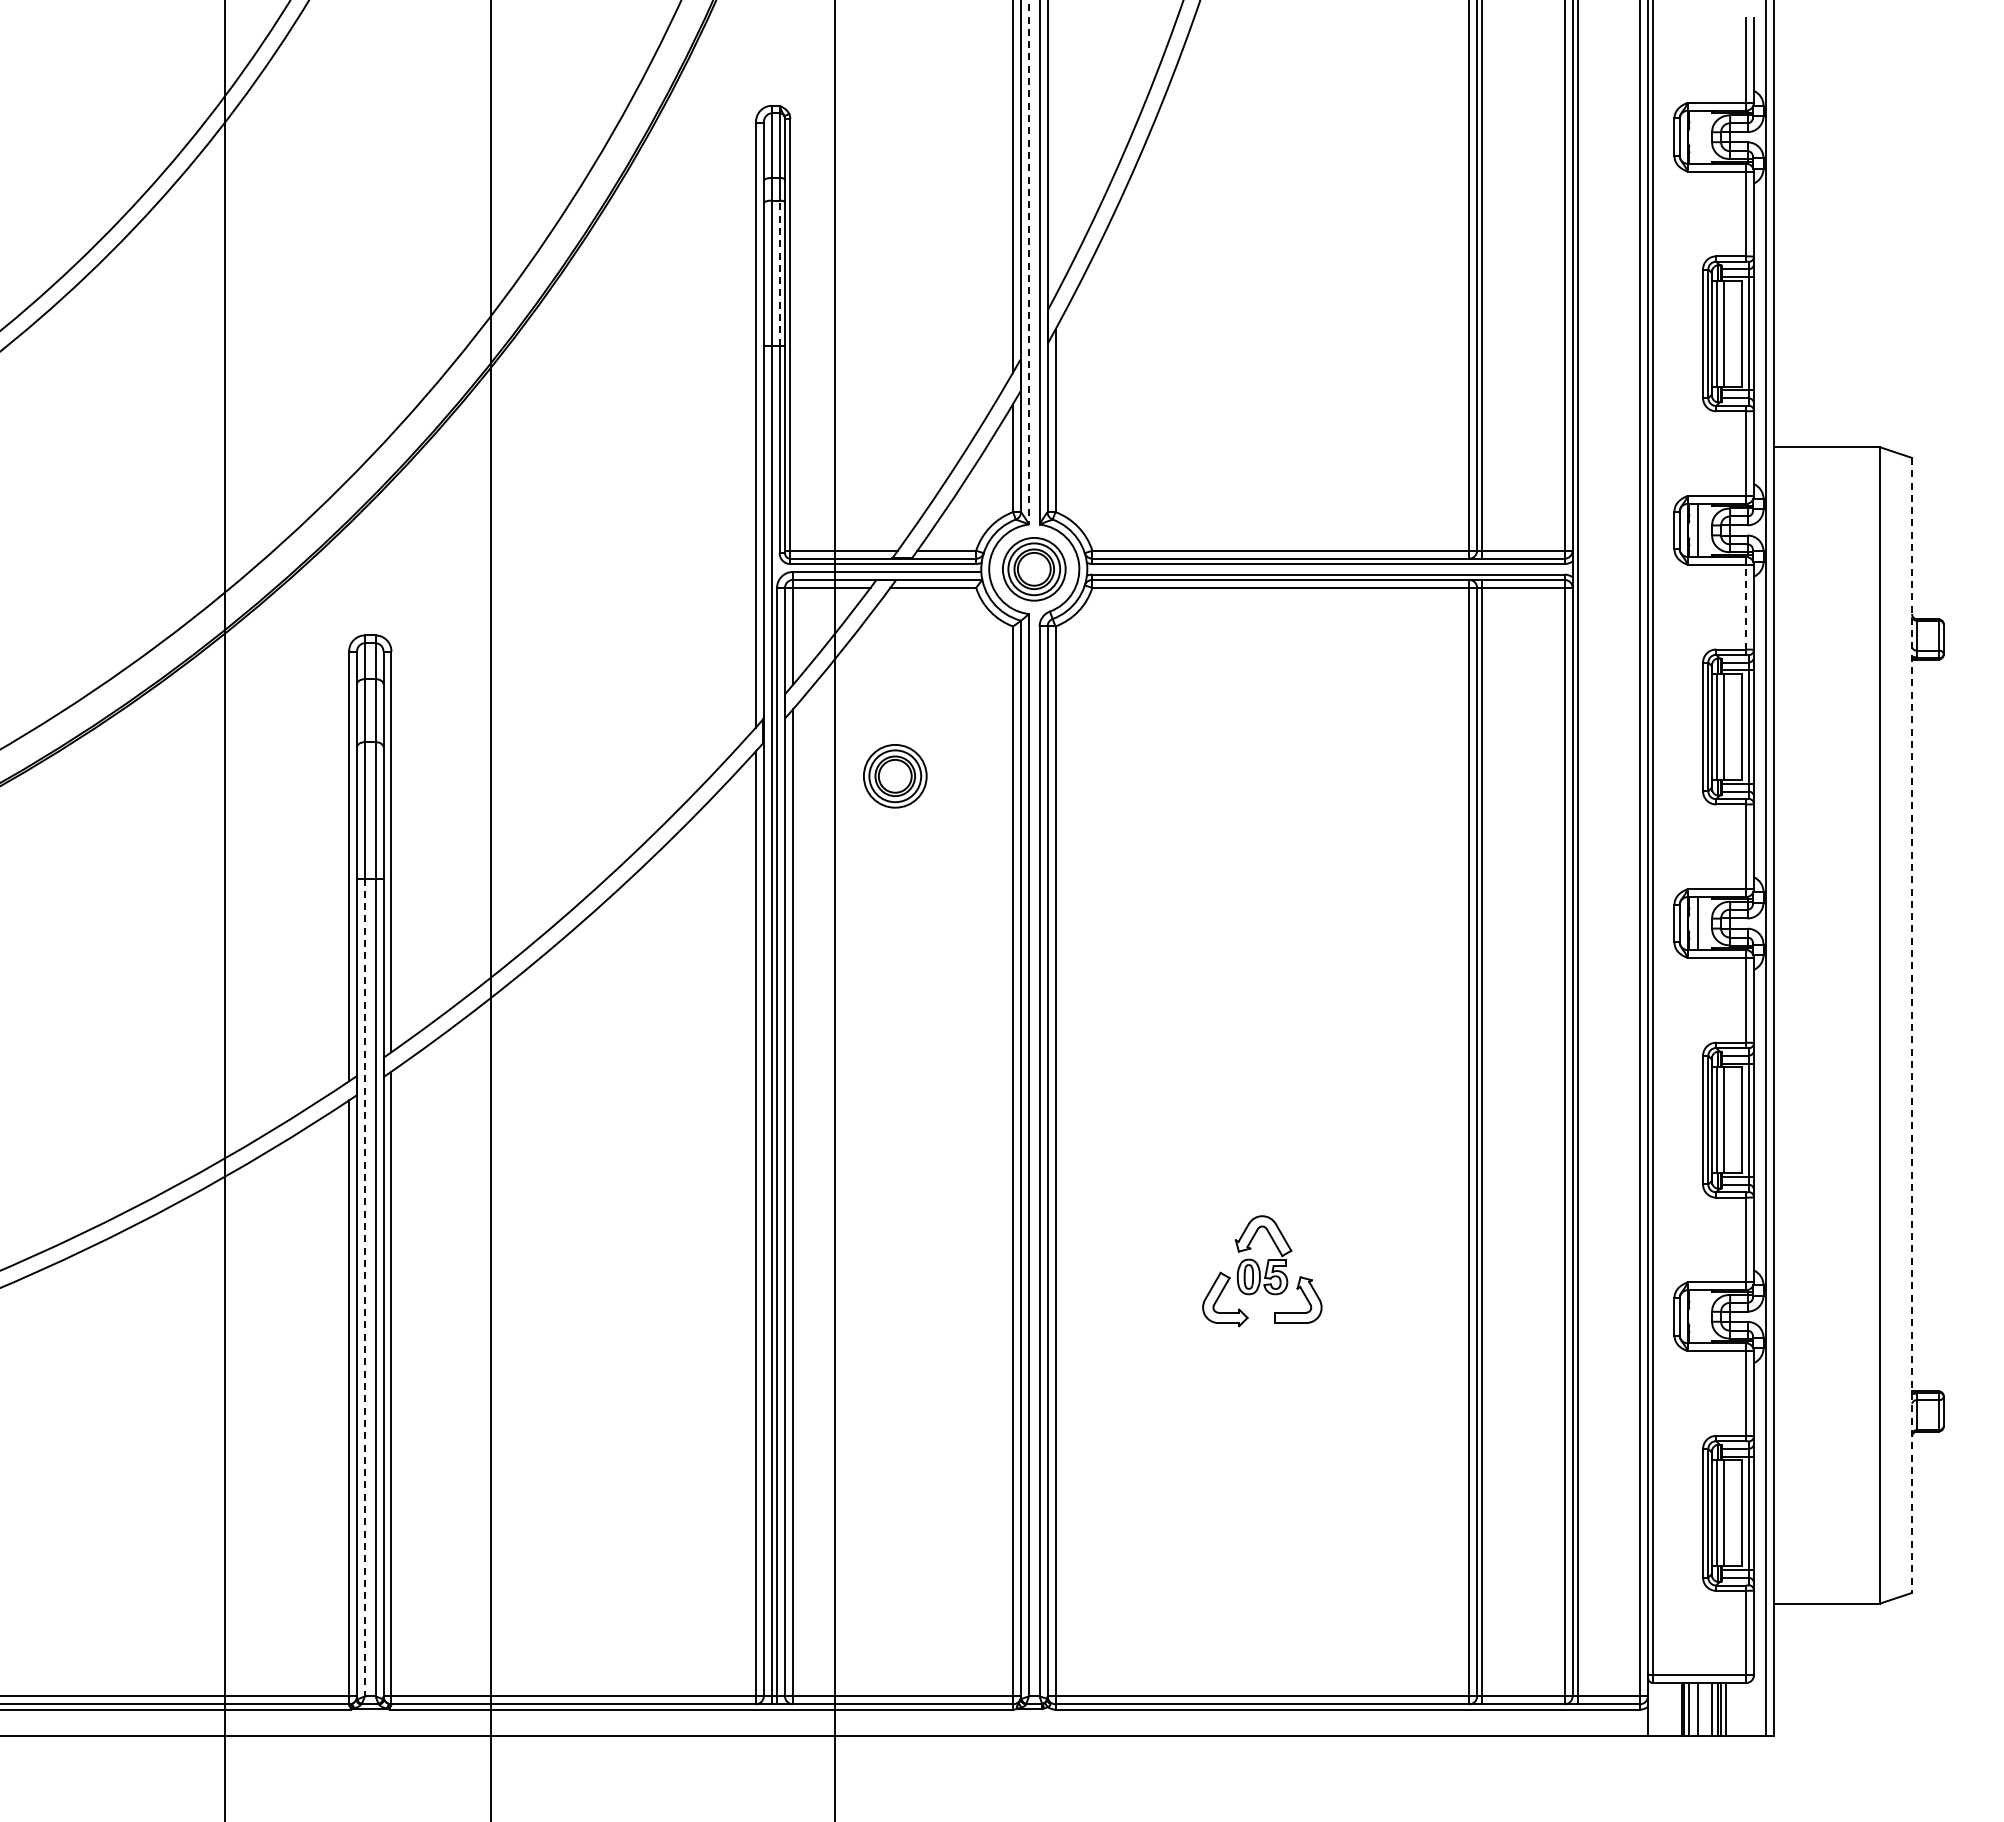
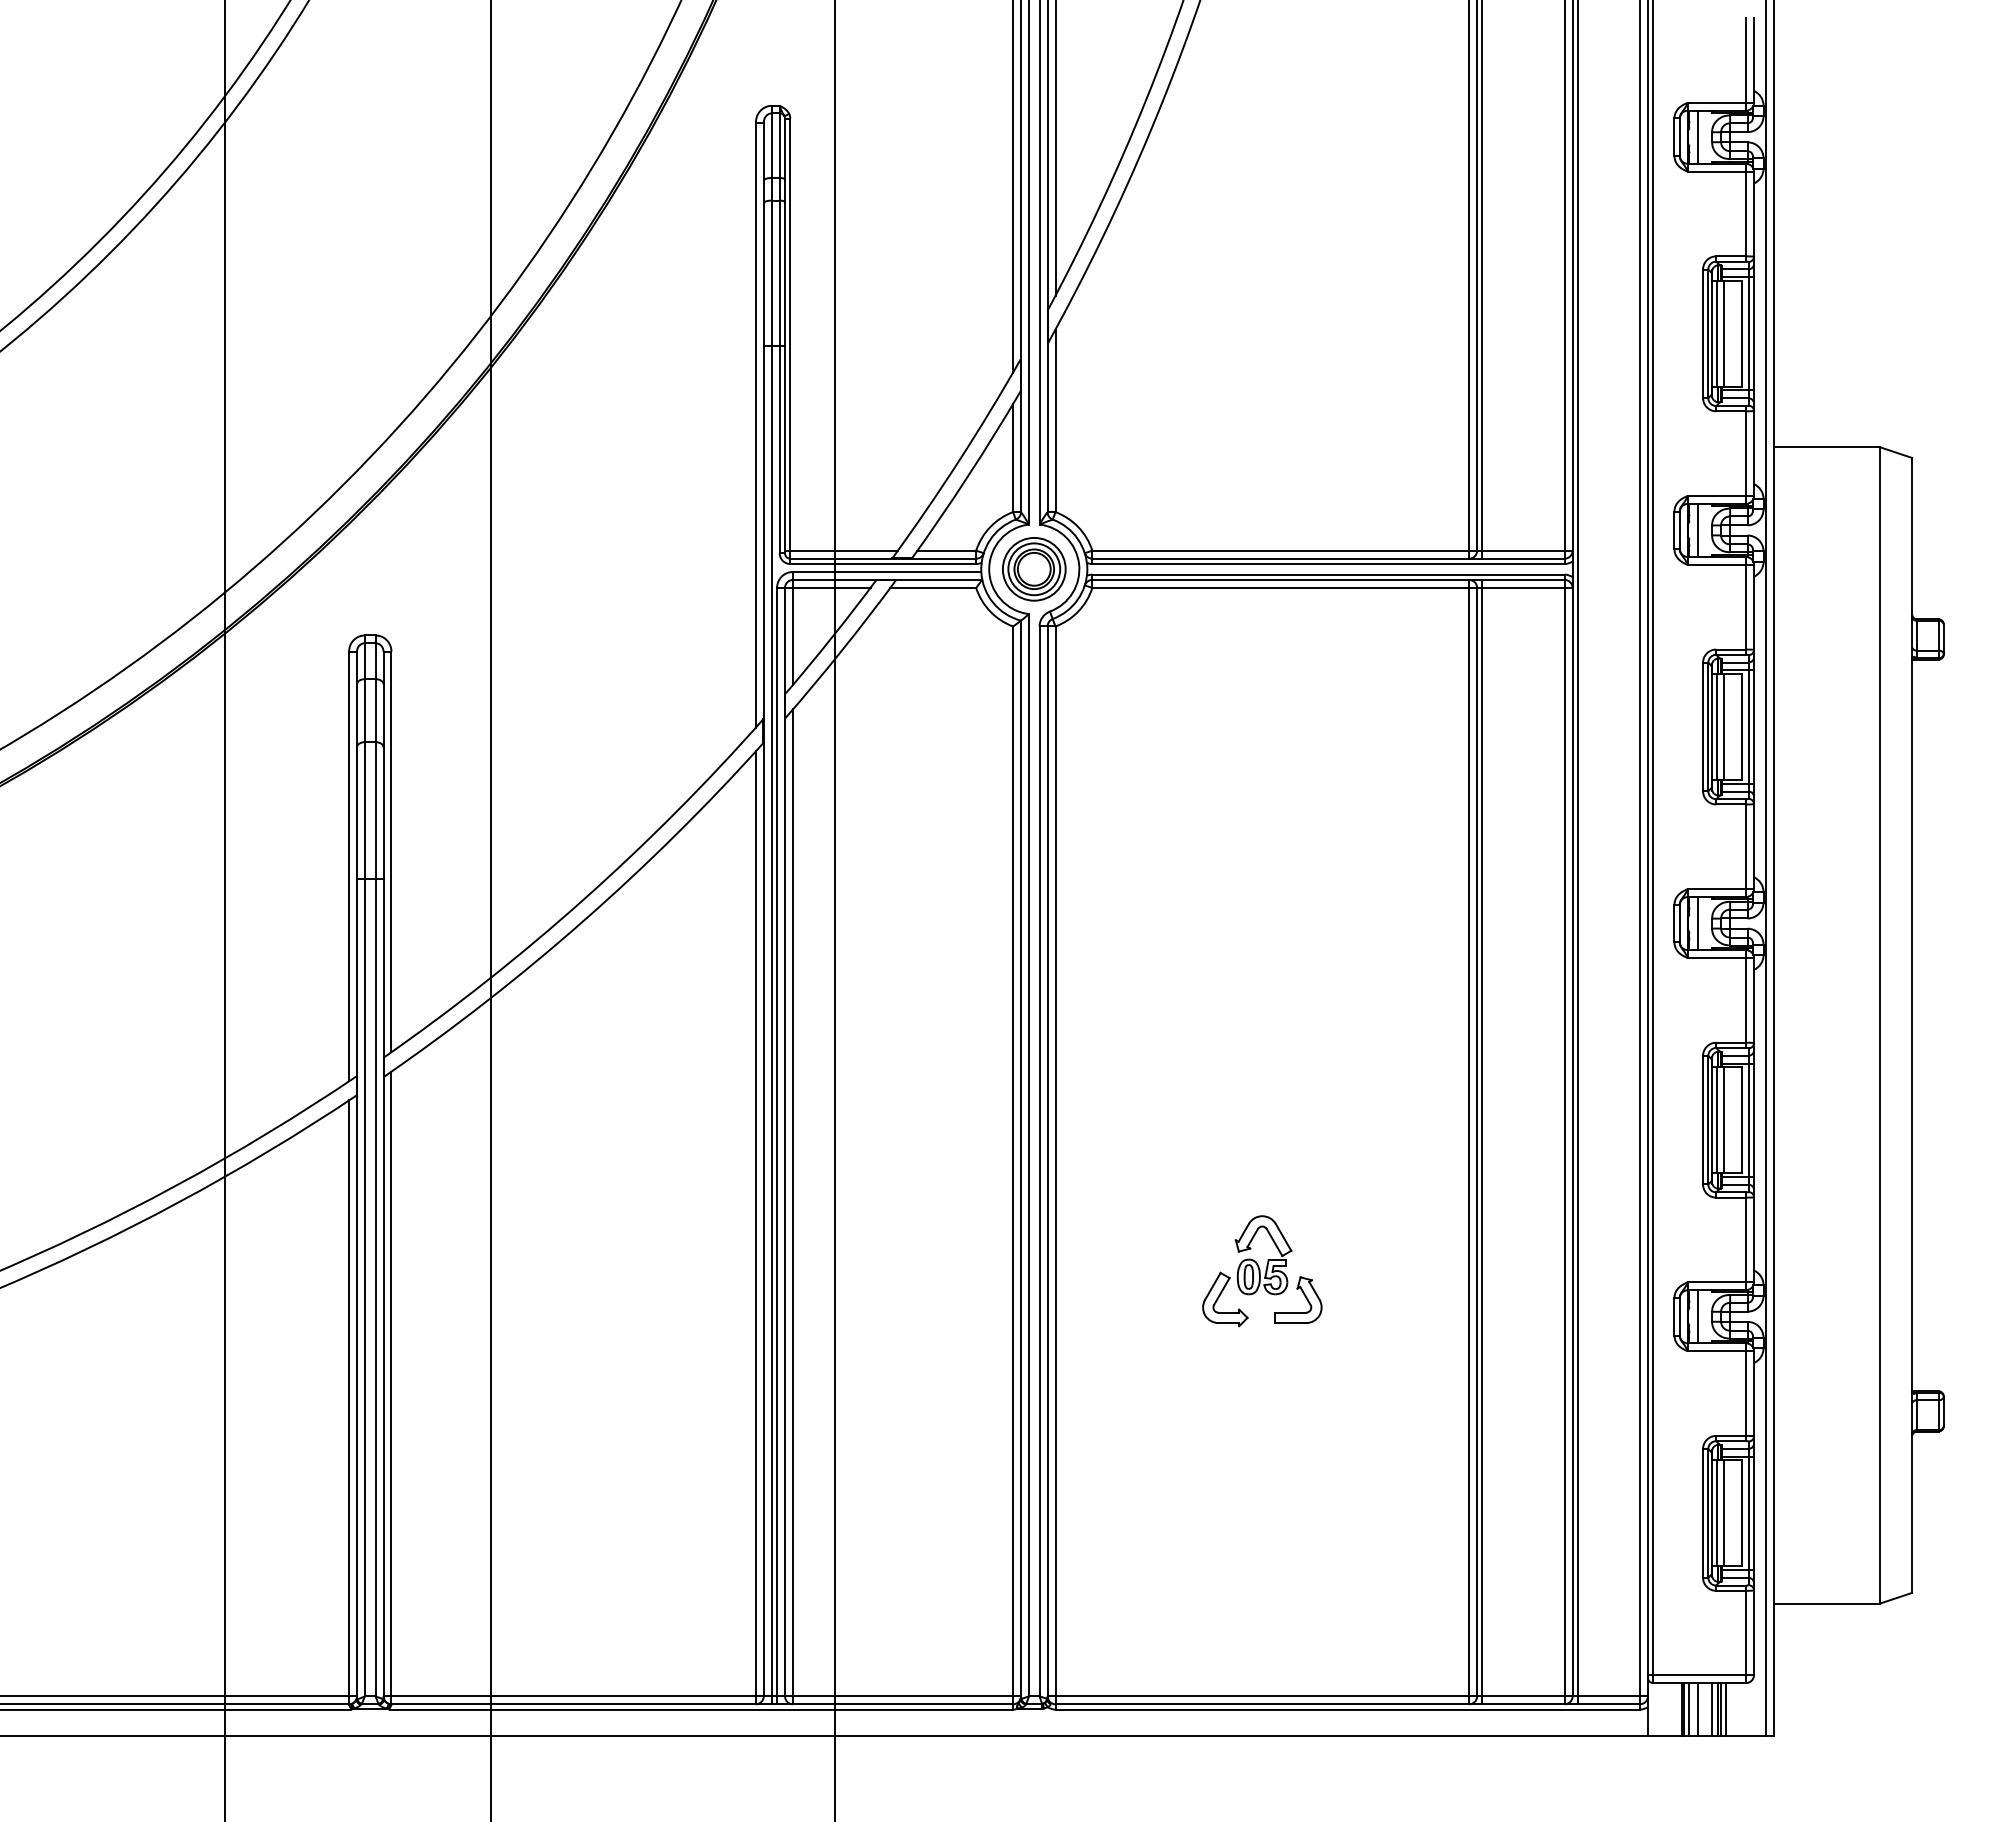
line: none -> present (1698, 136)
line: none -> present (1055, 148)
line: dashed -> solid (1028, 262)
line: dashed -> solid (779, 273)
line: dashed -> solid (1746, 606)
part: present -> none (895, 776)
line: dashed -> solid (1912, 1025)
line: dashed -> solid (364, 1287)
line: none -> present (1698, 1316)
